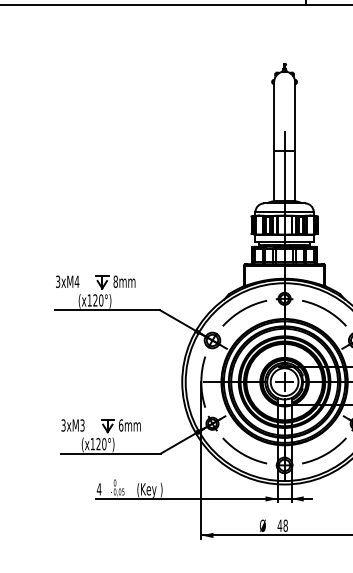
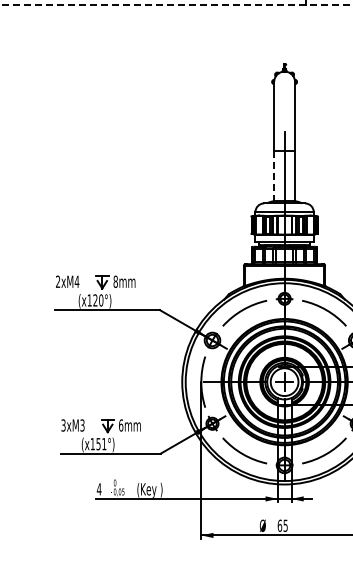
line: solid -> dashed (176, 4)
line: solid -> dashed (274, 176)
text: 3xM4 -> 2xM4 (58, 281)
text: (x120°) -> (x151°) (101, 444)
text: 48 -> 65 (282, 525)
